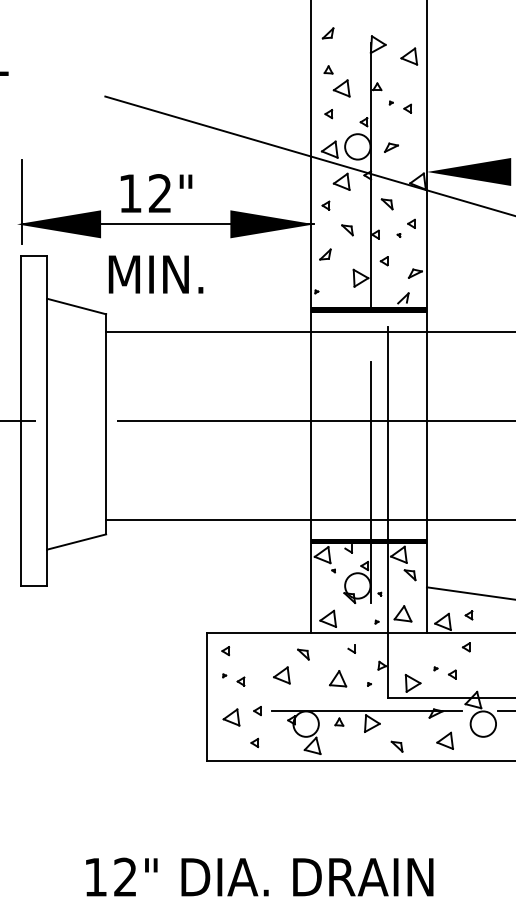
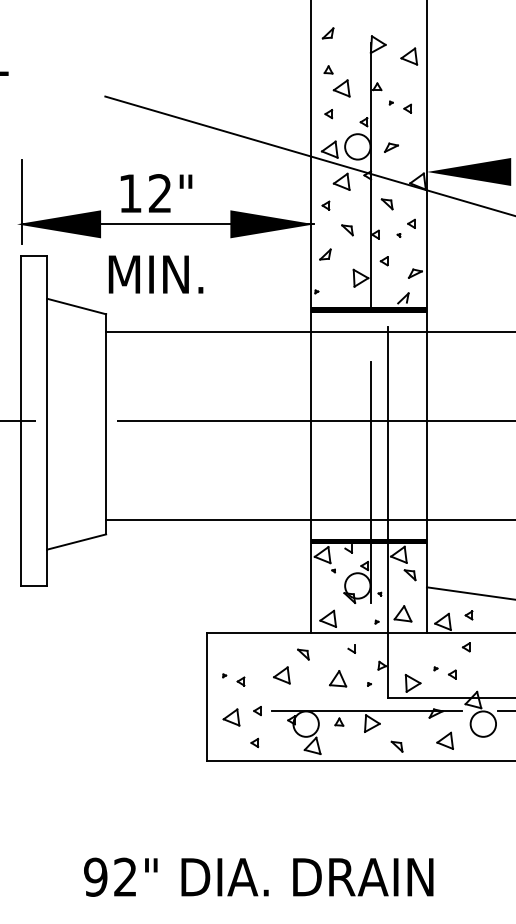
part: present -> none (225, 651)
text: 12" -> 92" (95, 876)
